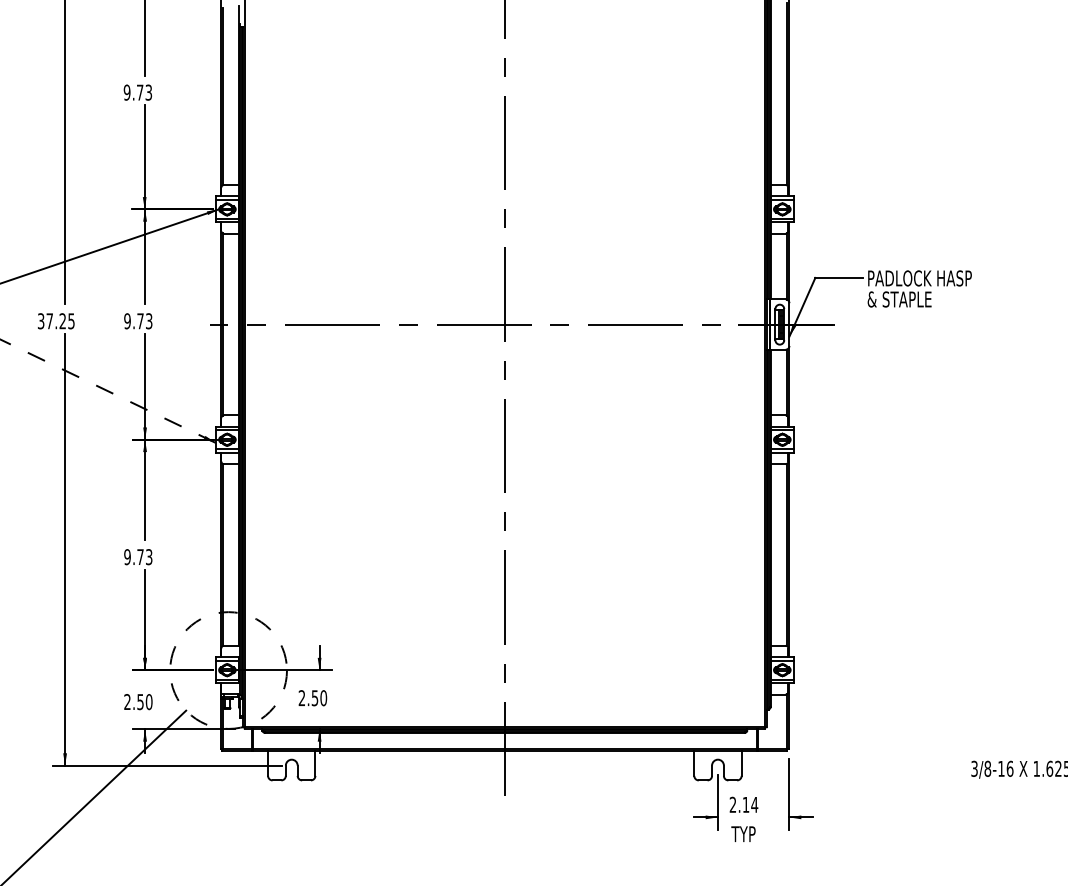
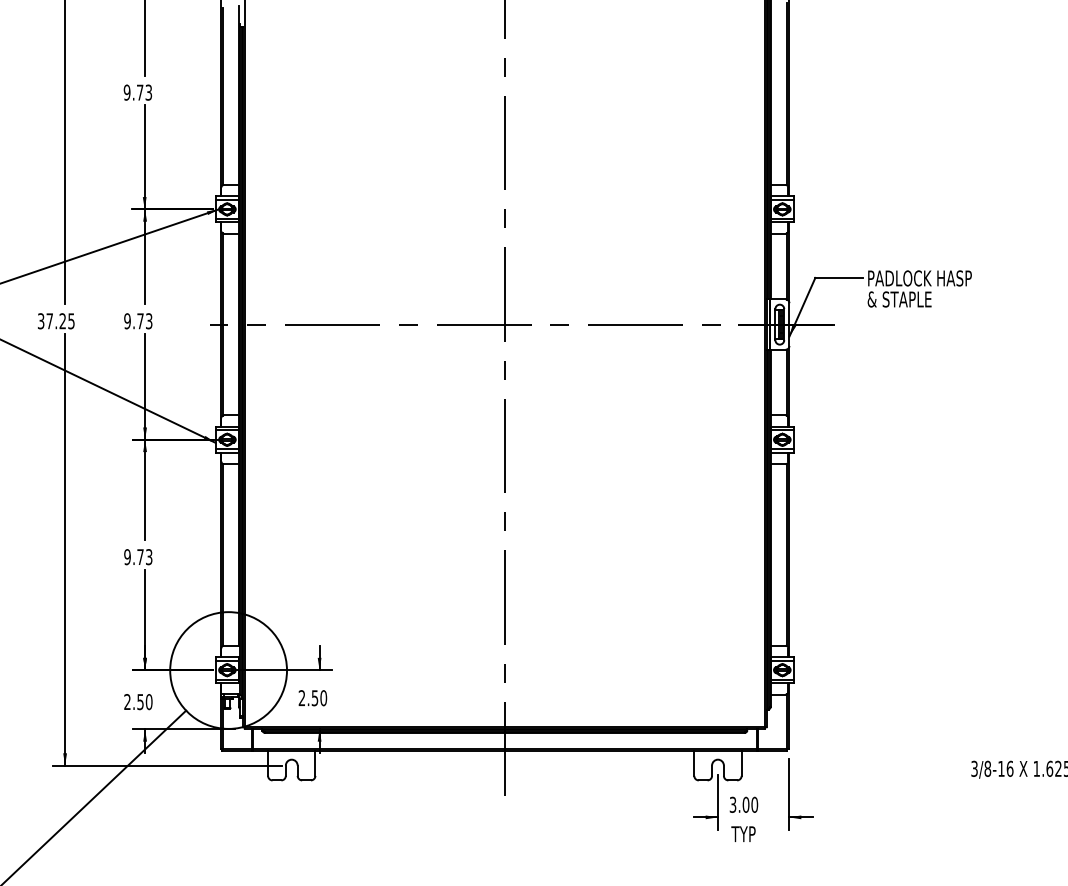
line: dashed -> solid (107, 391)
circle: dashed -> solid (228, 670)
text: 2.14 -> 3.00 (743, 804)
